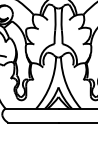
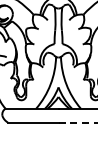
line: solid -> dashed (78, 122)
